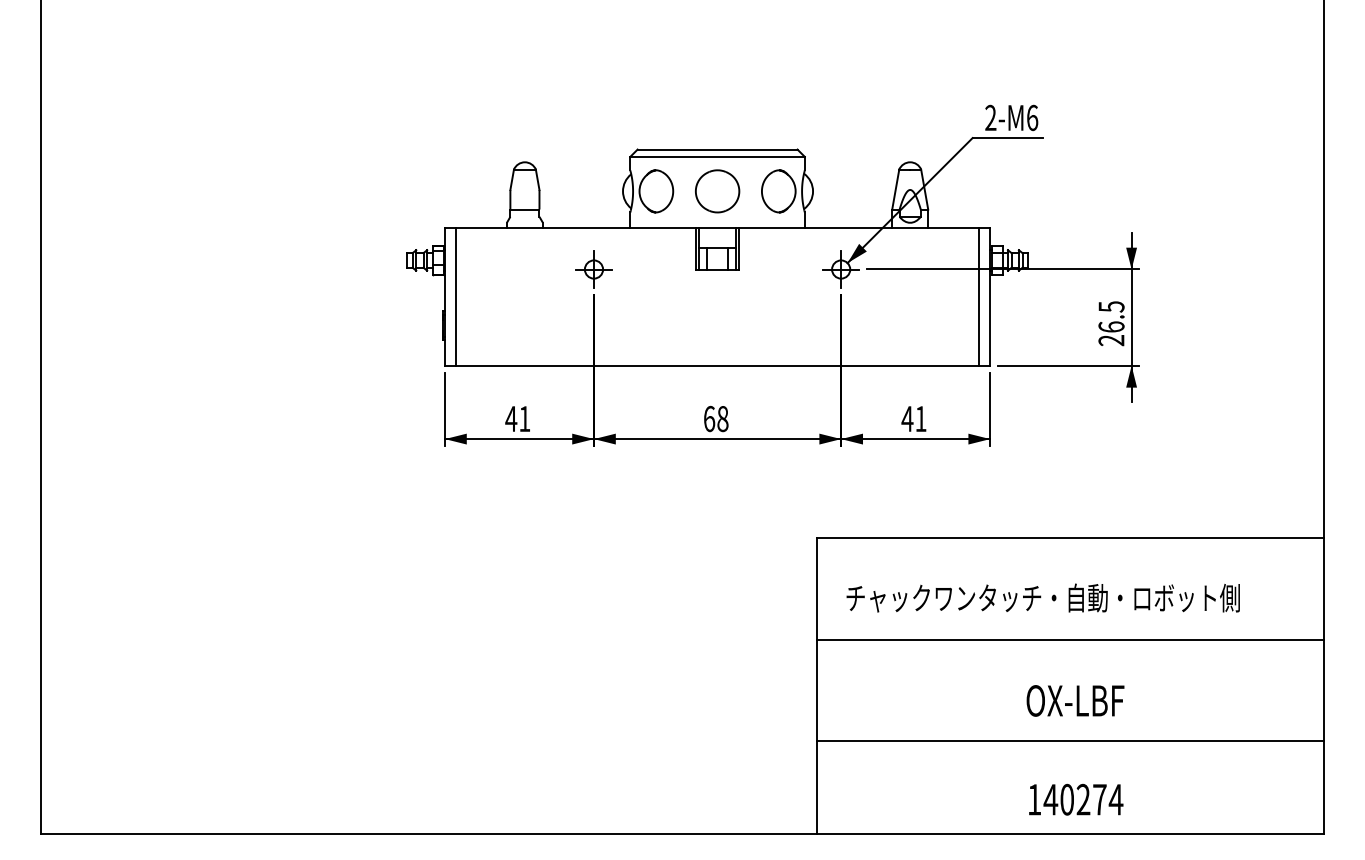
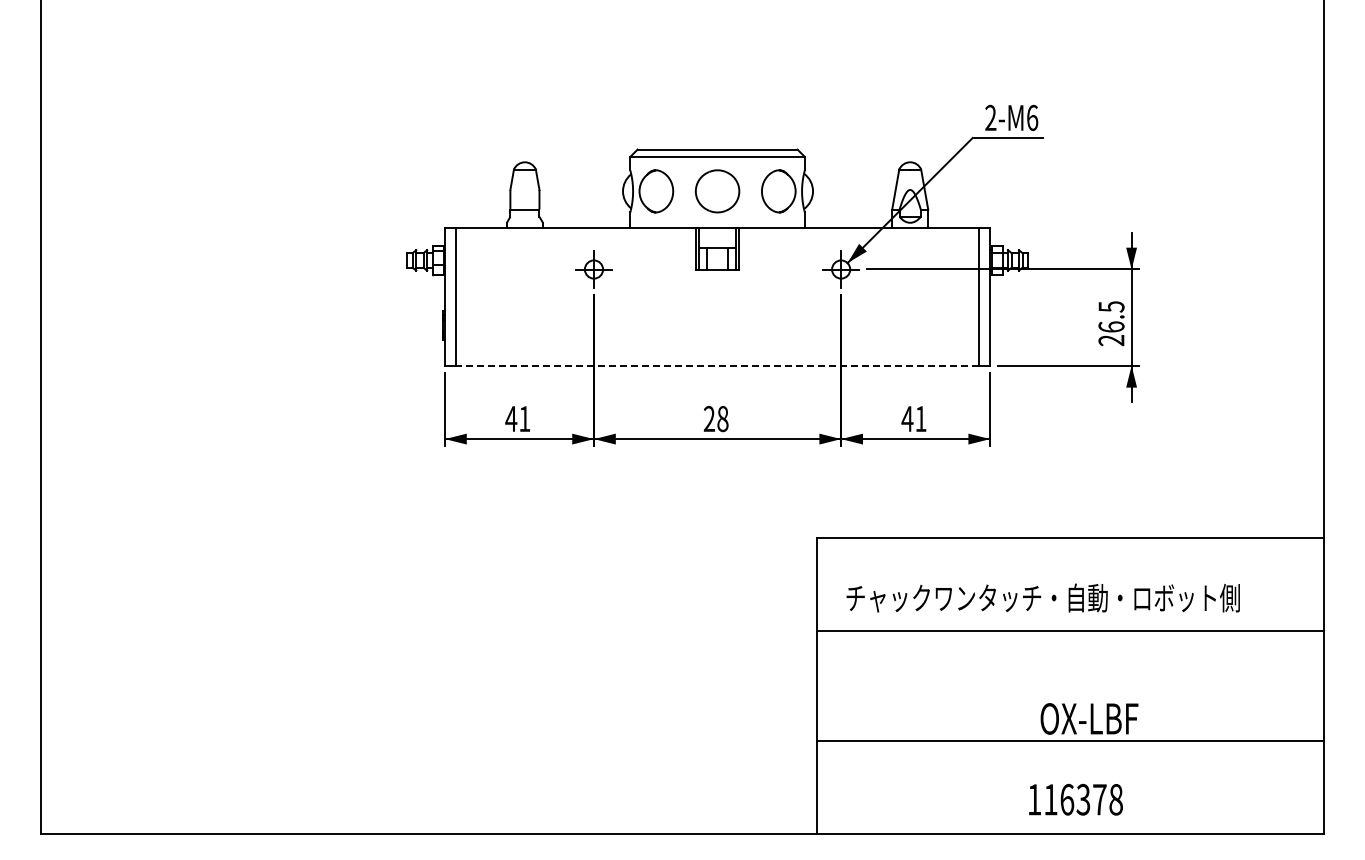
line: solid -> dashed (717, 365)
text: 68 -> 28 (709, 418)
line position: (1070, 639) -> (1070, 630) (1070, 630)
text position: (1075, 700) -> (1089, 718) (1089, 718)
text: 140274 -> 116378 (1083, 799)
